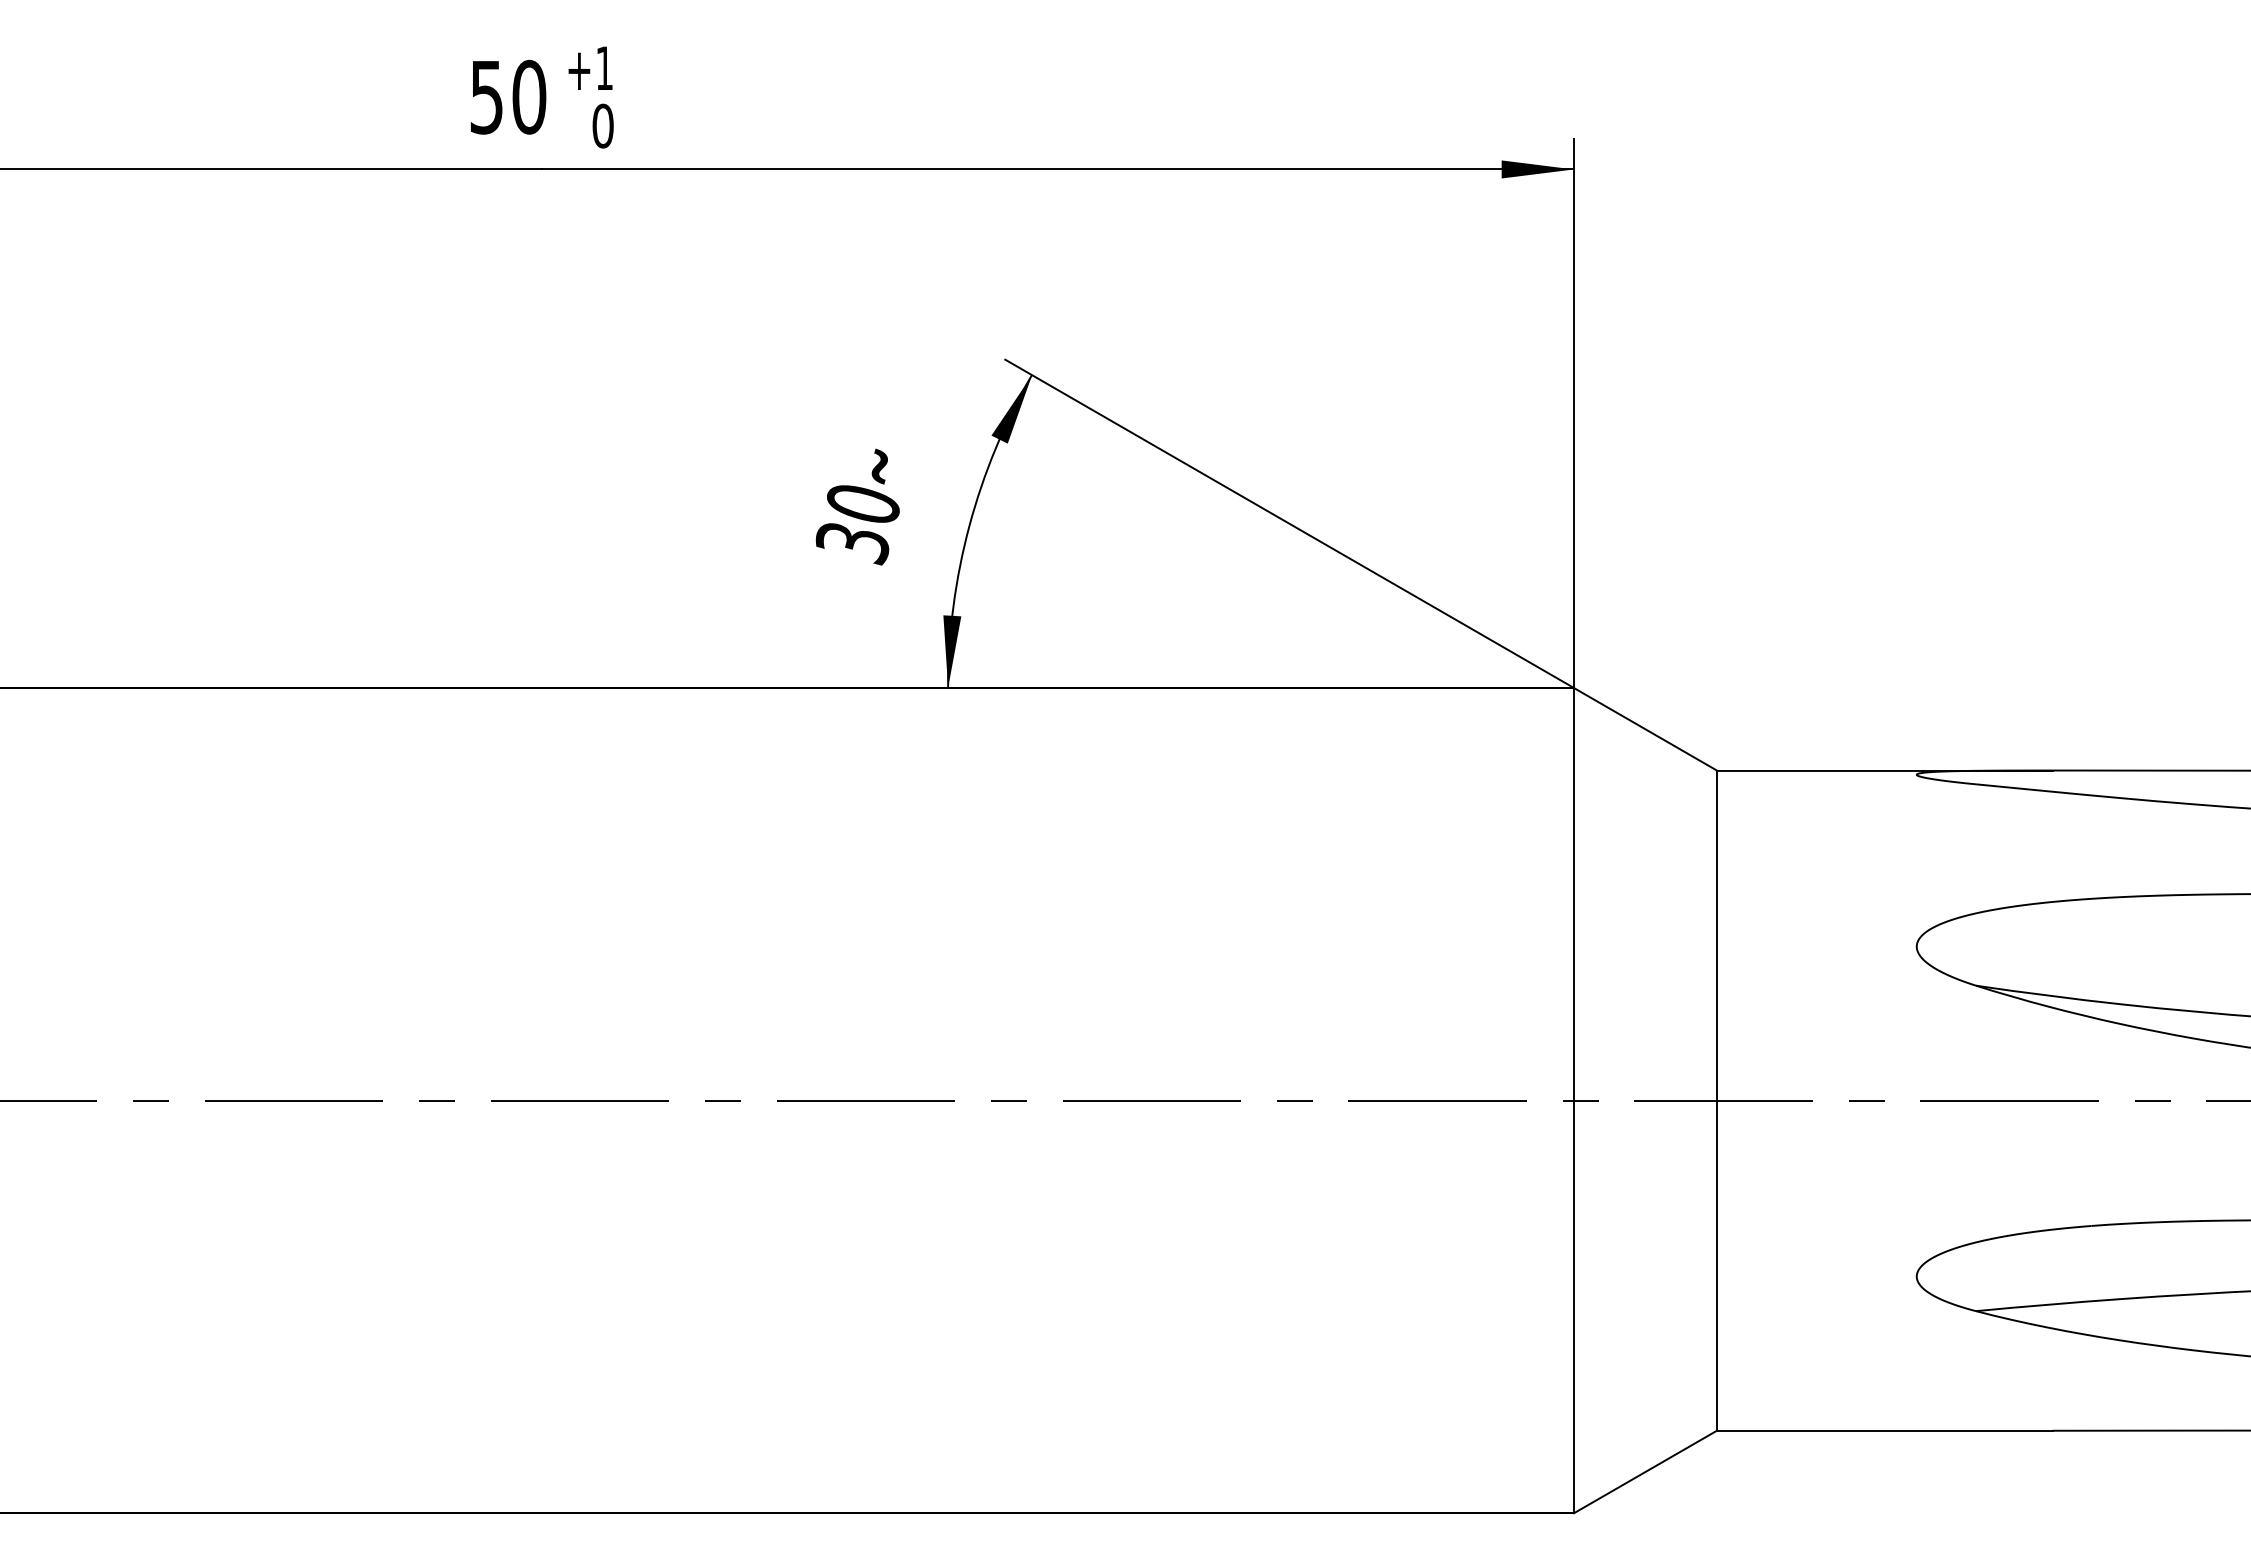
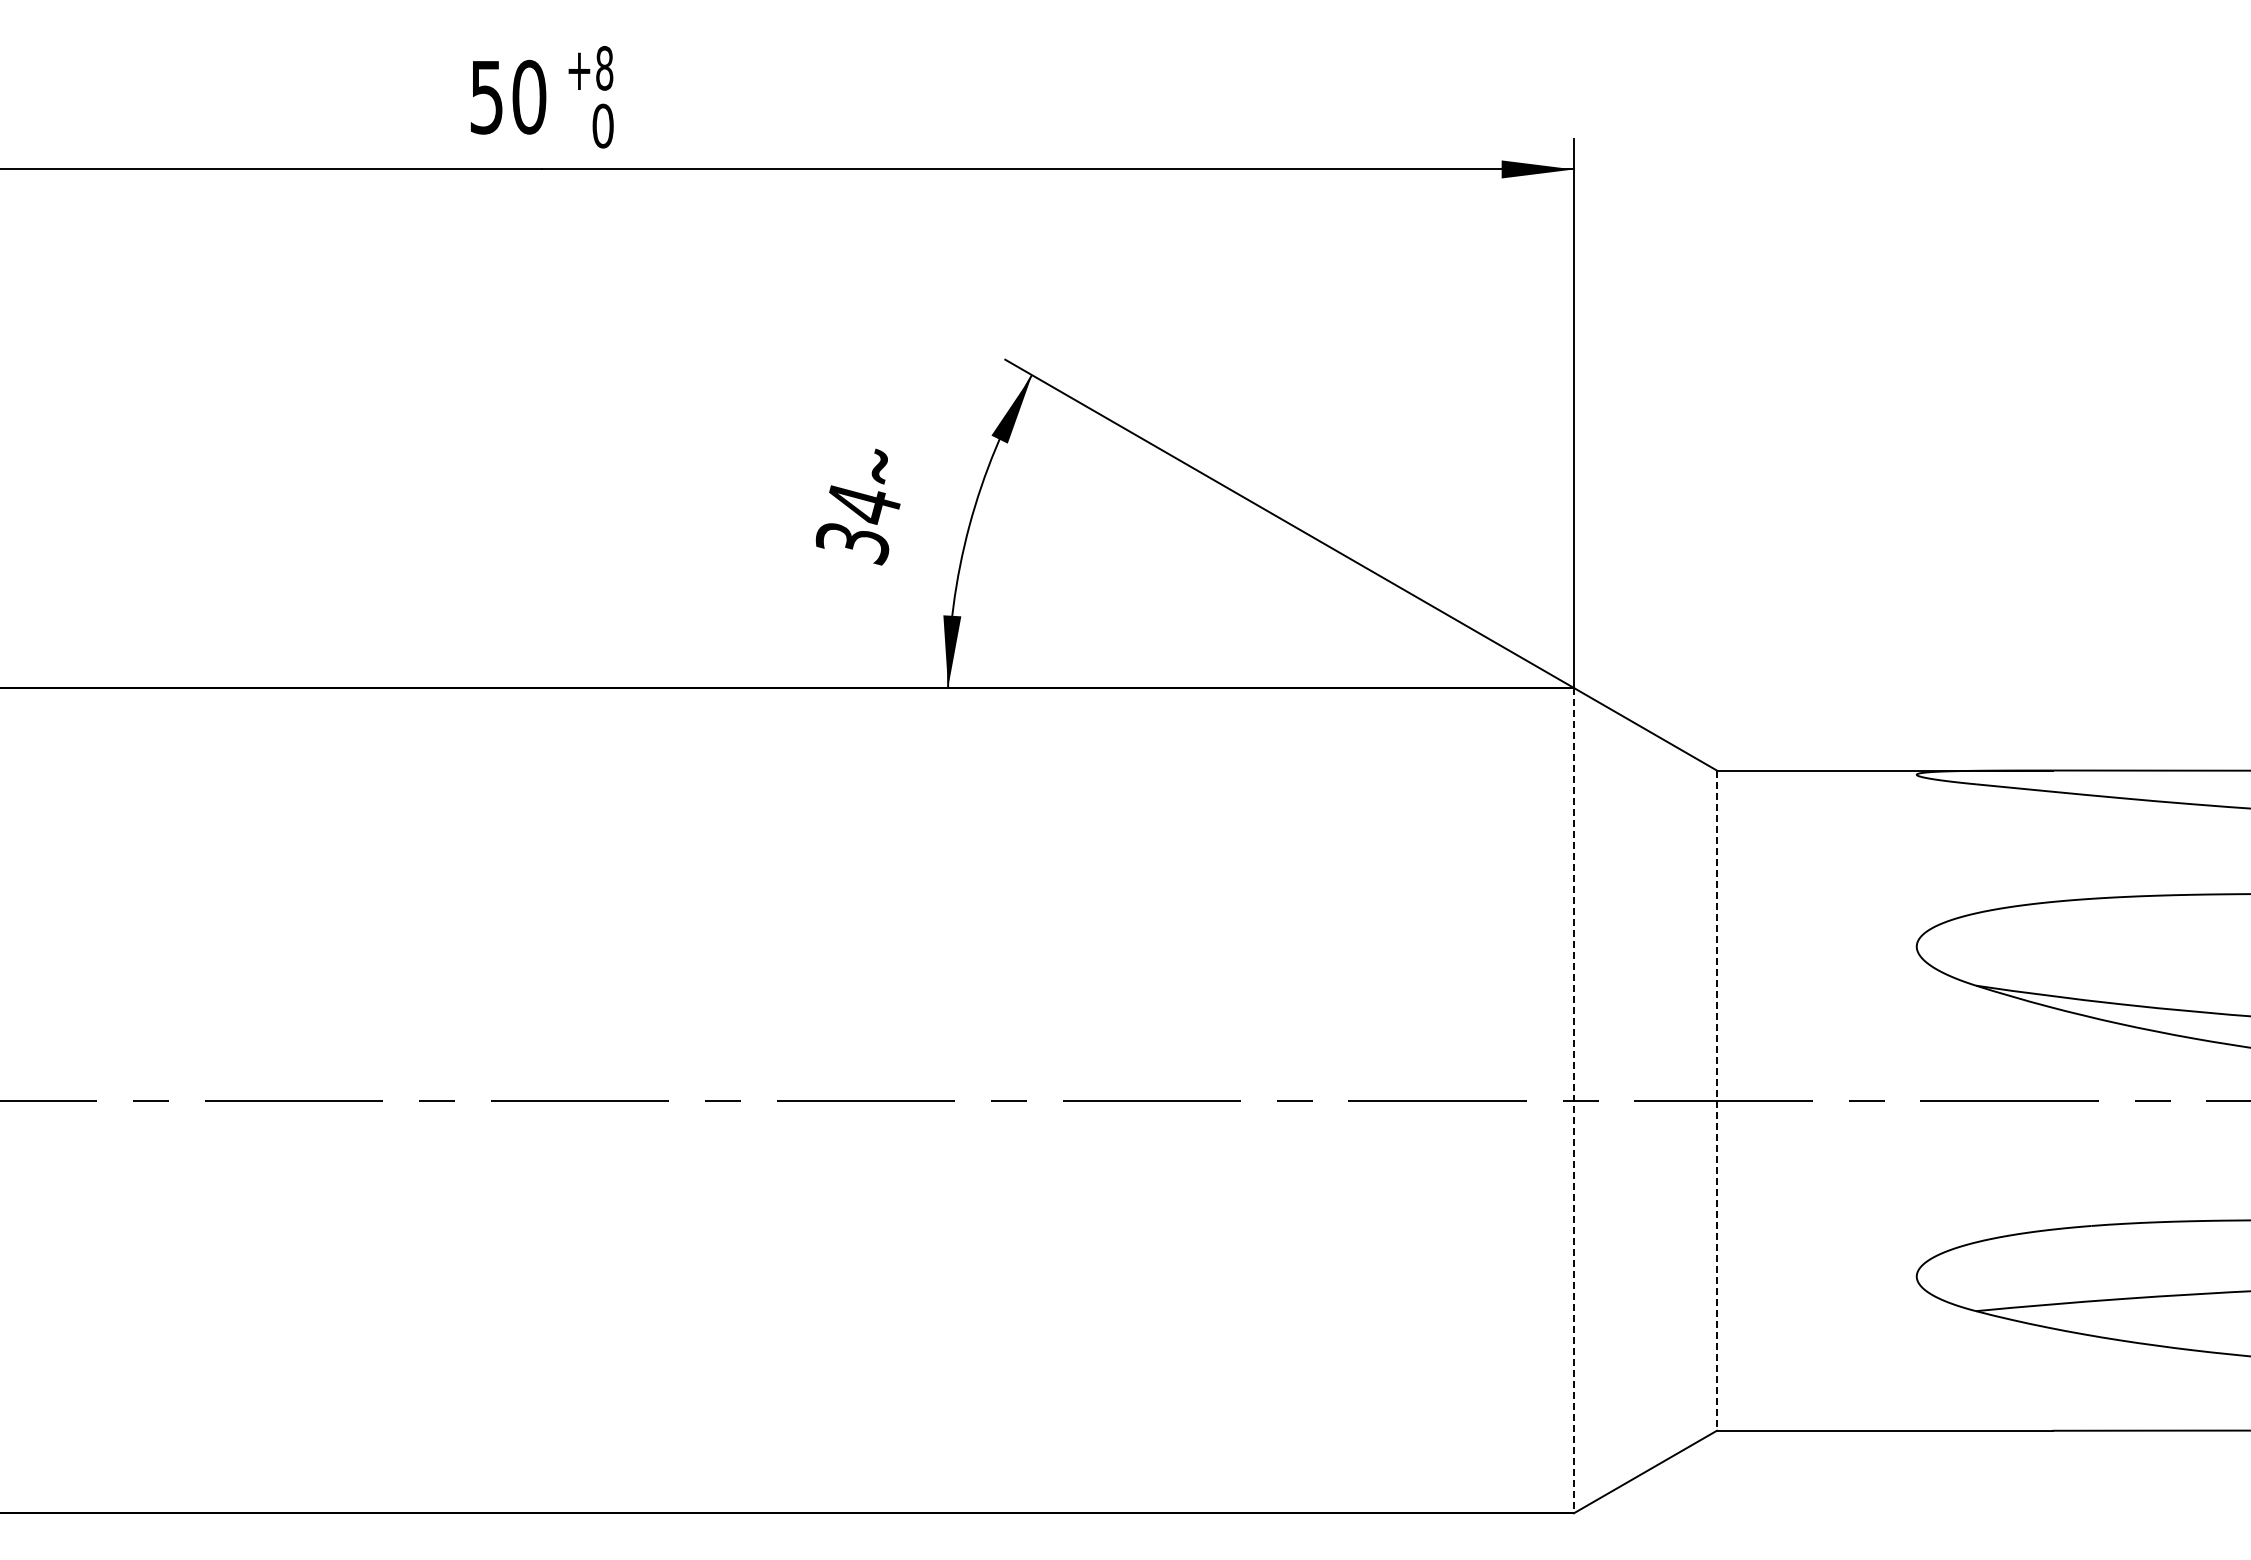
text: +1 -> +8 (604, 68)
text: 30 -> 34 (863, 504)
line: solid -> dashed (1573, 1100)
line: solid -> dashed (1716, 1101)
